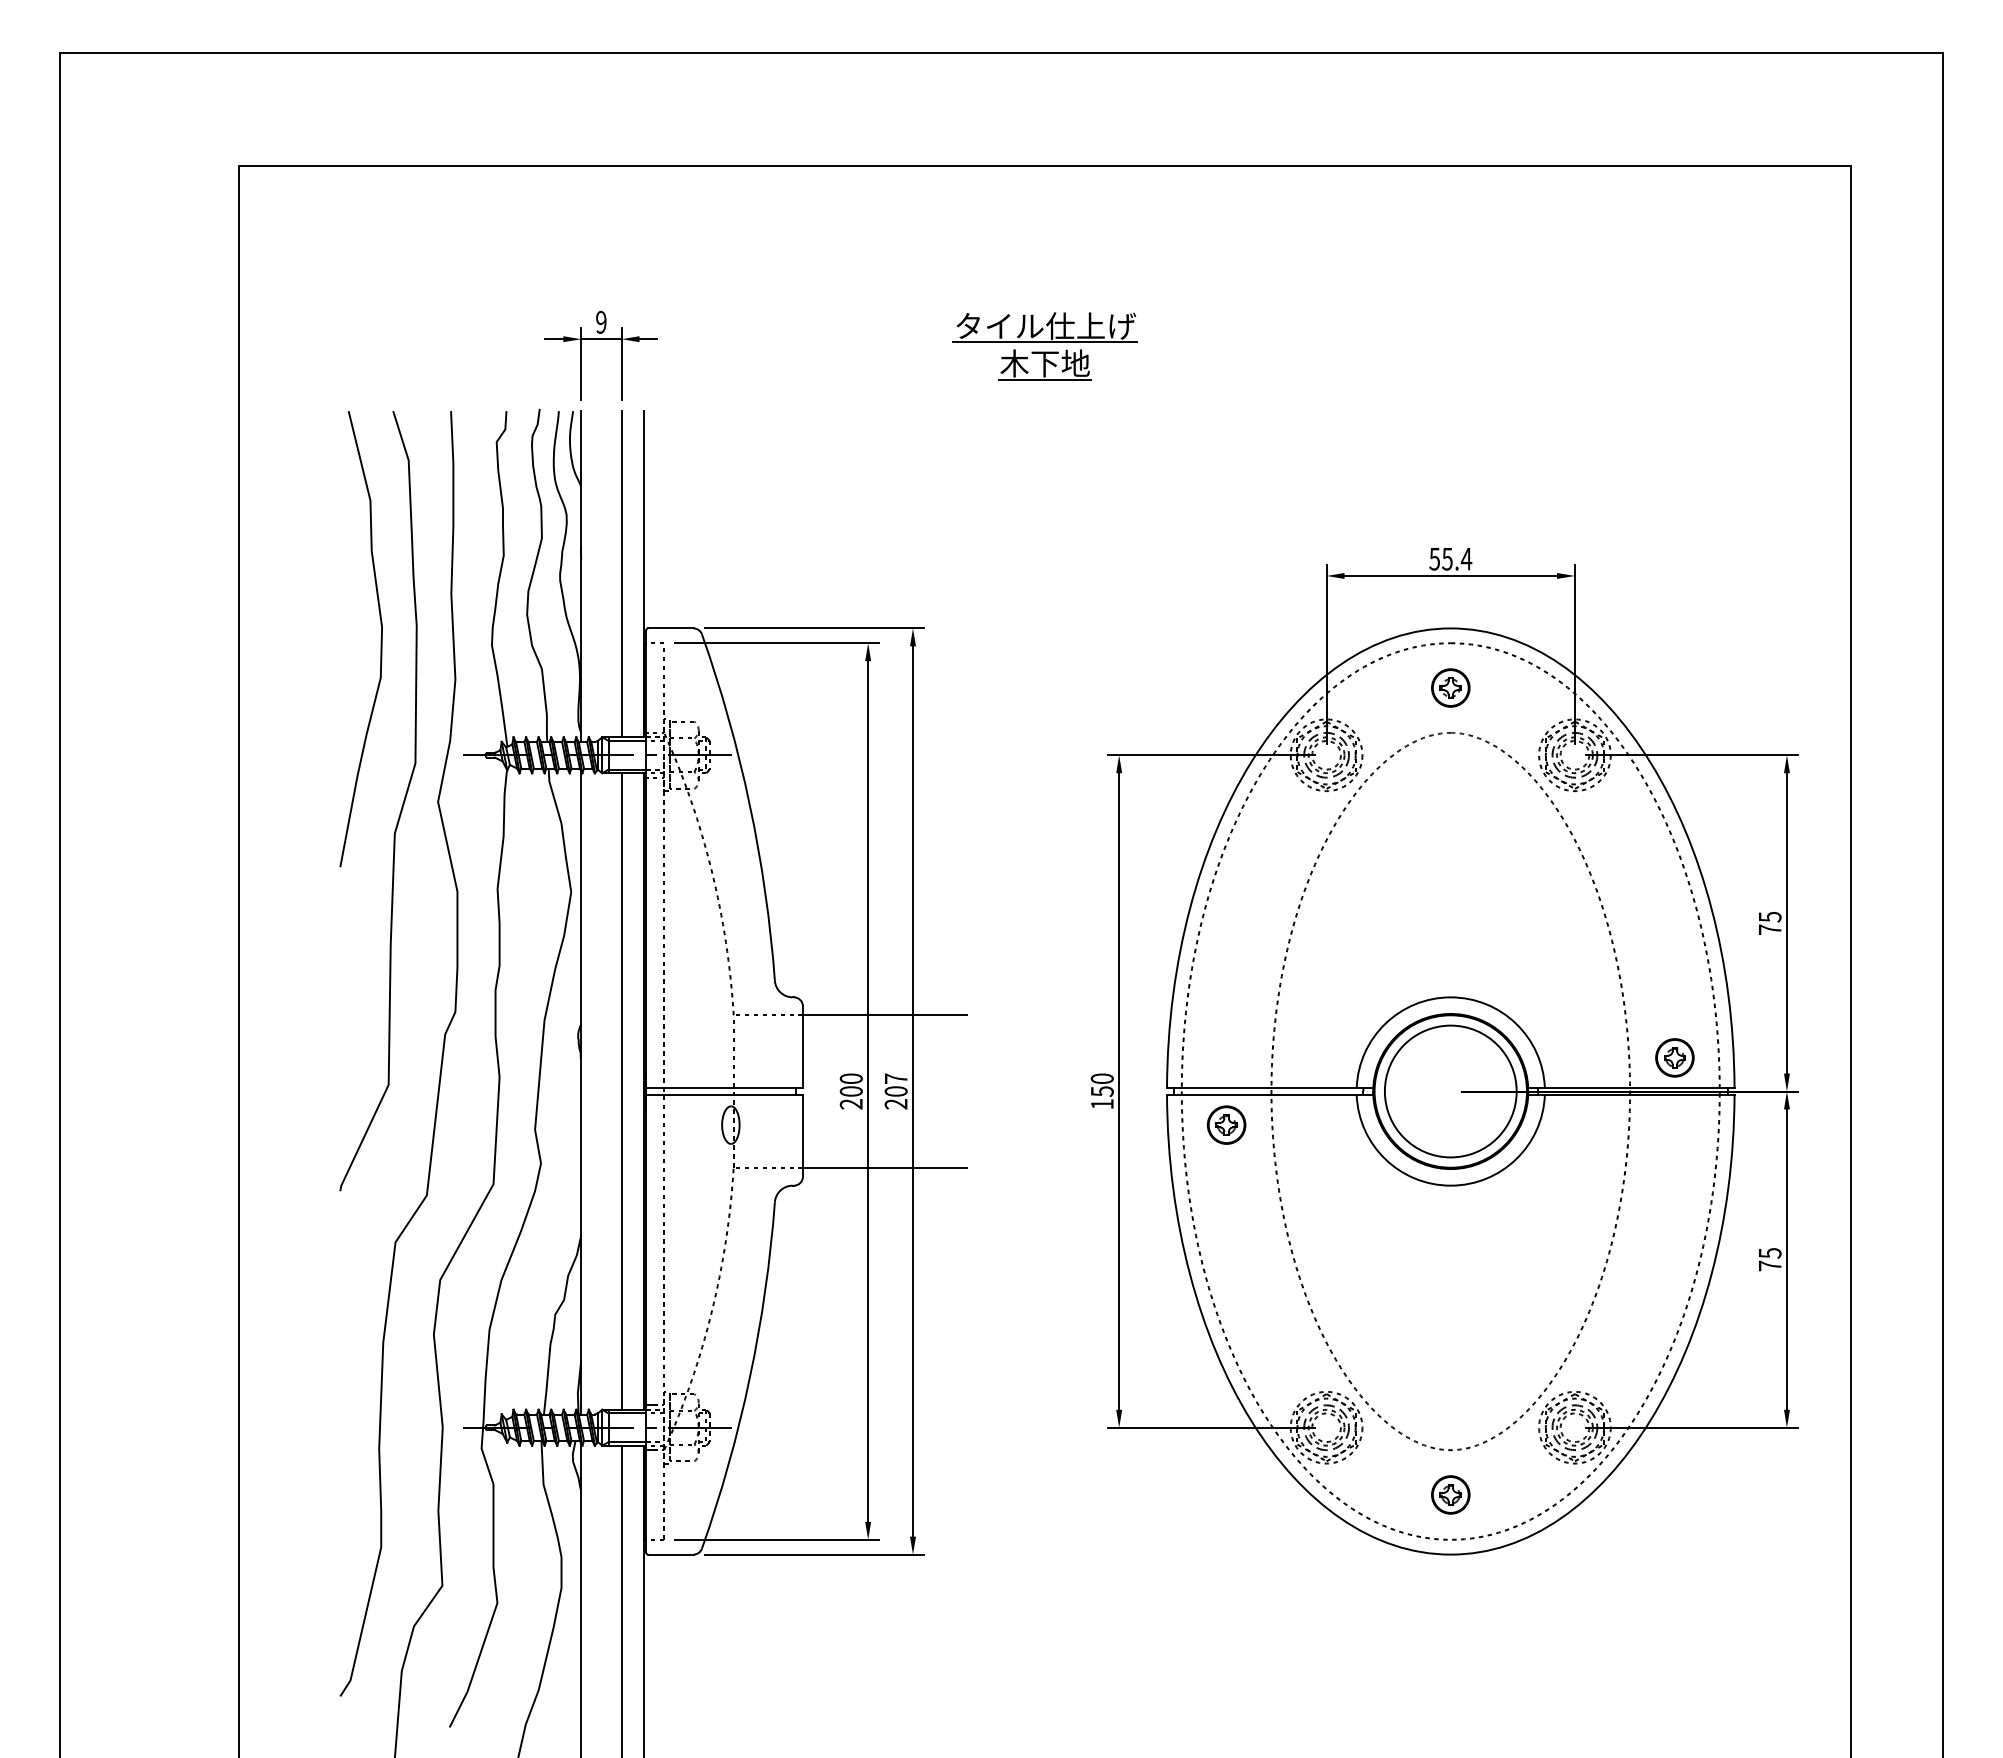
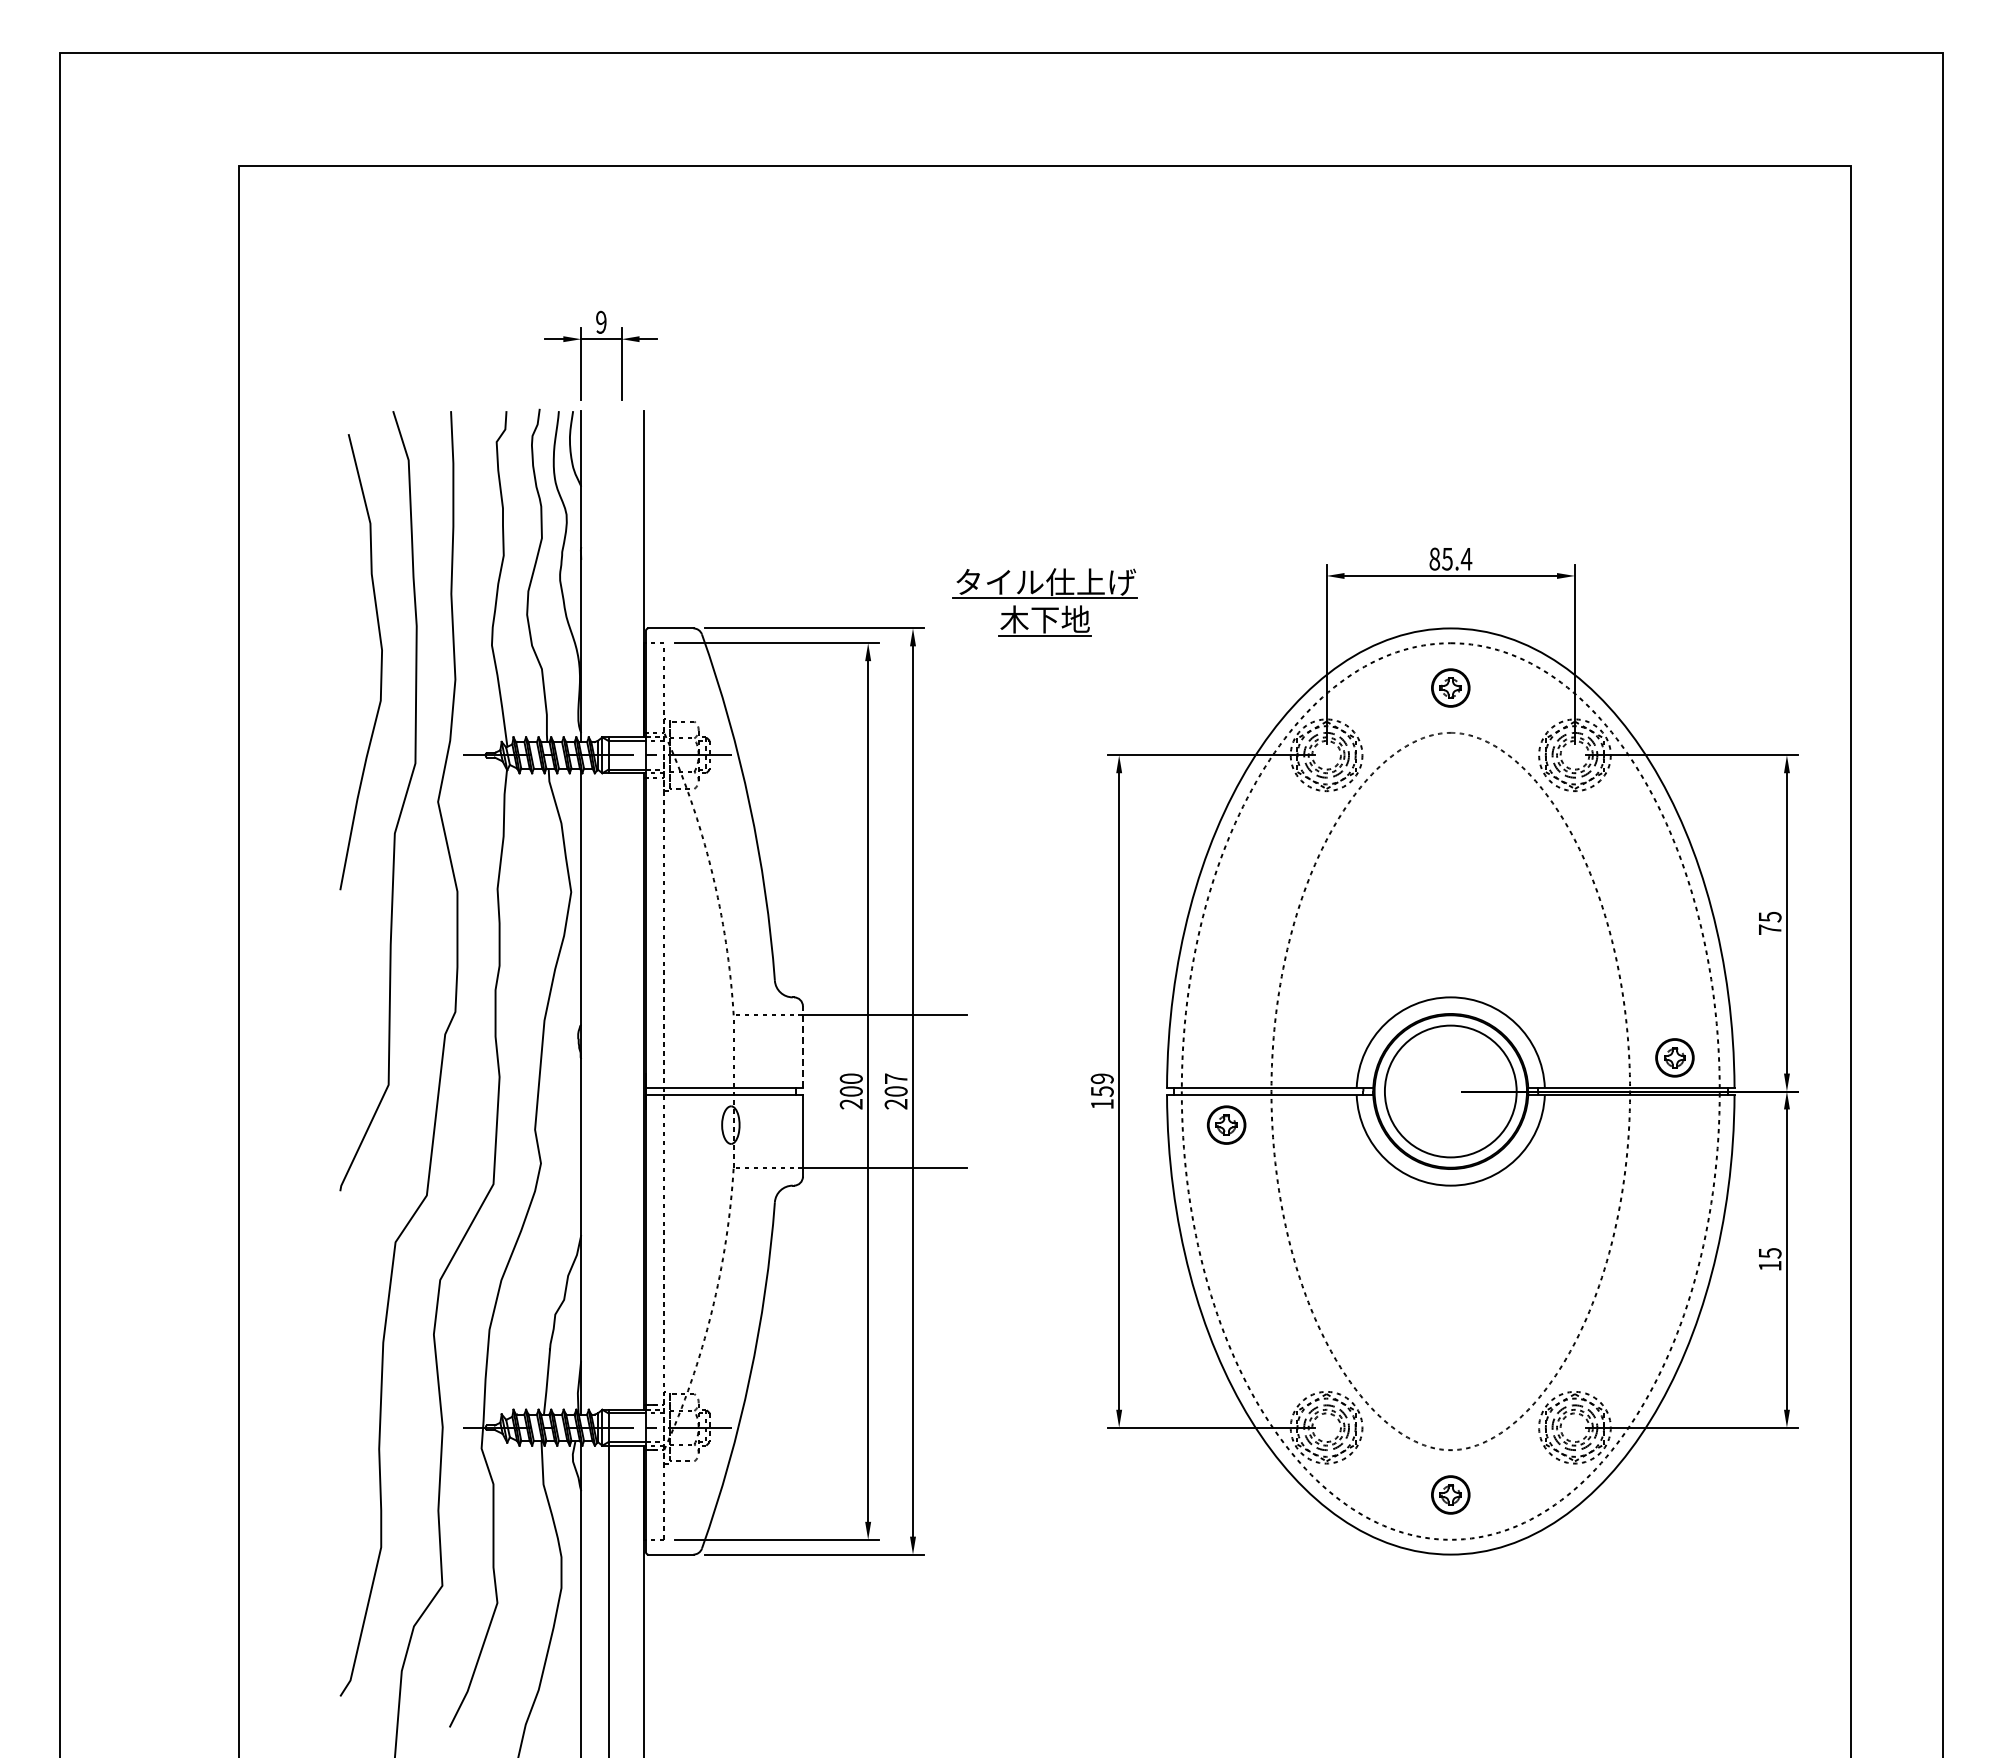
part position: (1044, 346) -> (1044, 602) (1044, 602)
text: 55.4 -> 85.4 (1434, 558)
line: present -> none (621, 574)
curve position: (380, 639) -> (380, 662) (380, 662)
line: solid -> dashed (802, 1047)
text: 150 -> 159 (1102, 1078)
line: present -> none (621, 1091)
text: 75 -> 15 (1770, 1265)
line position: (621, 1599) -> (608, 1599) (608, 1599)
